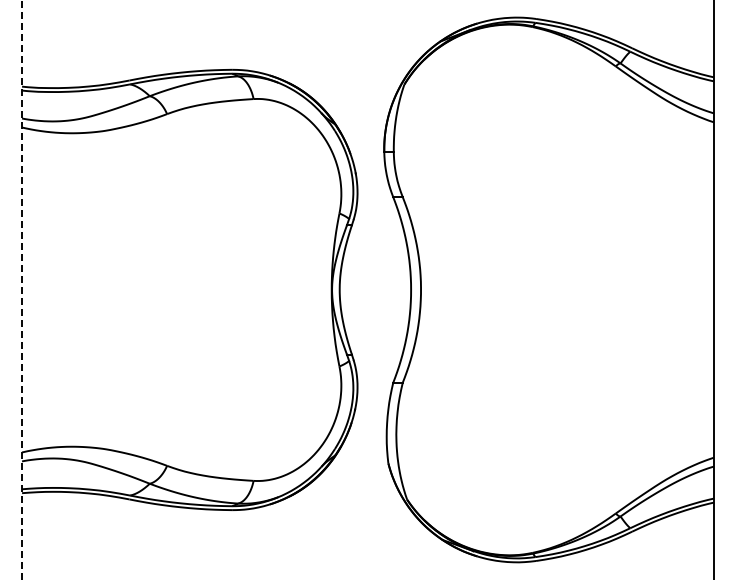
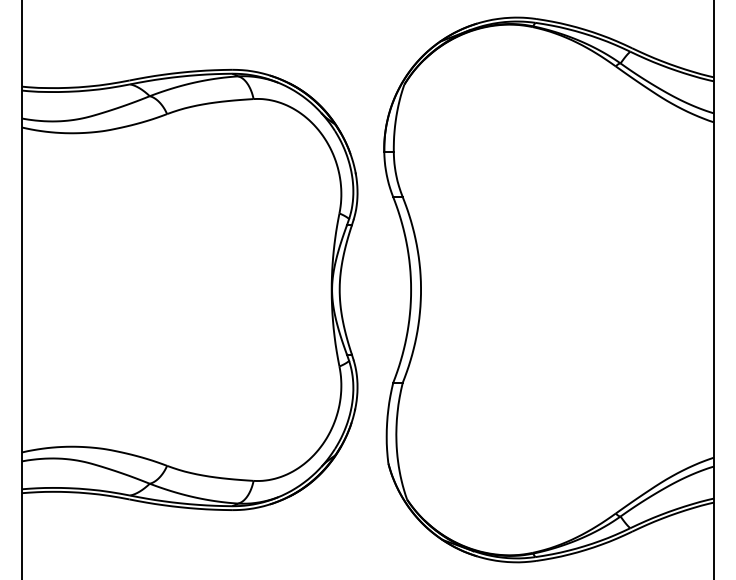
line: dashed -> solid (22, 289)
